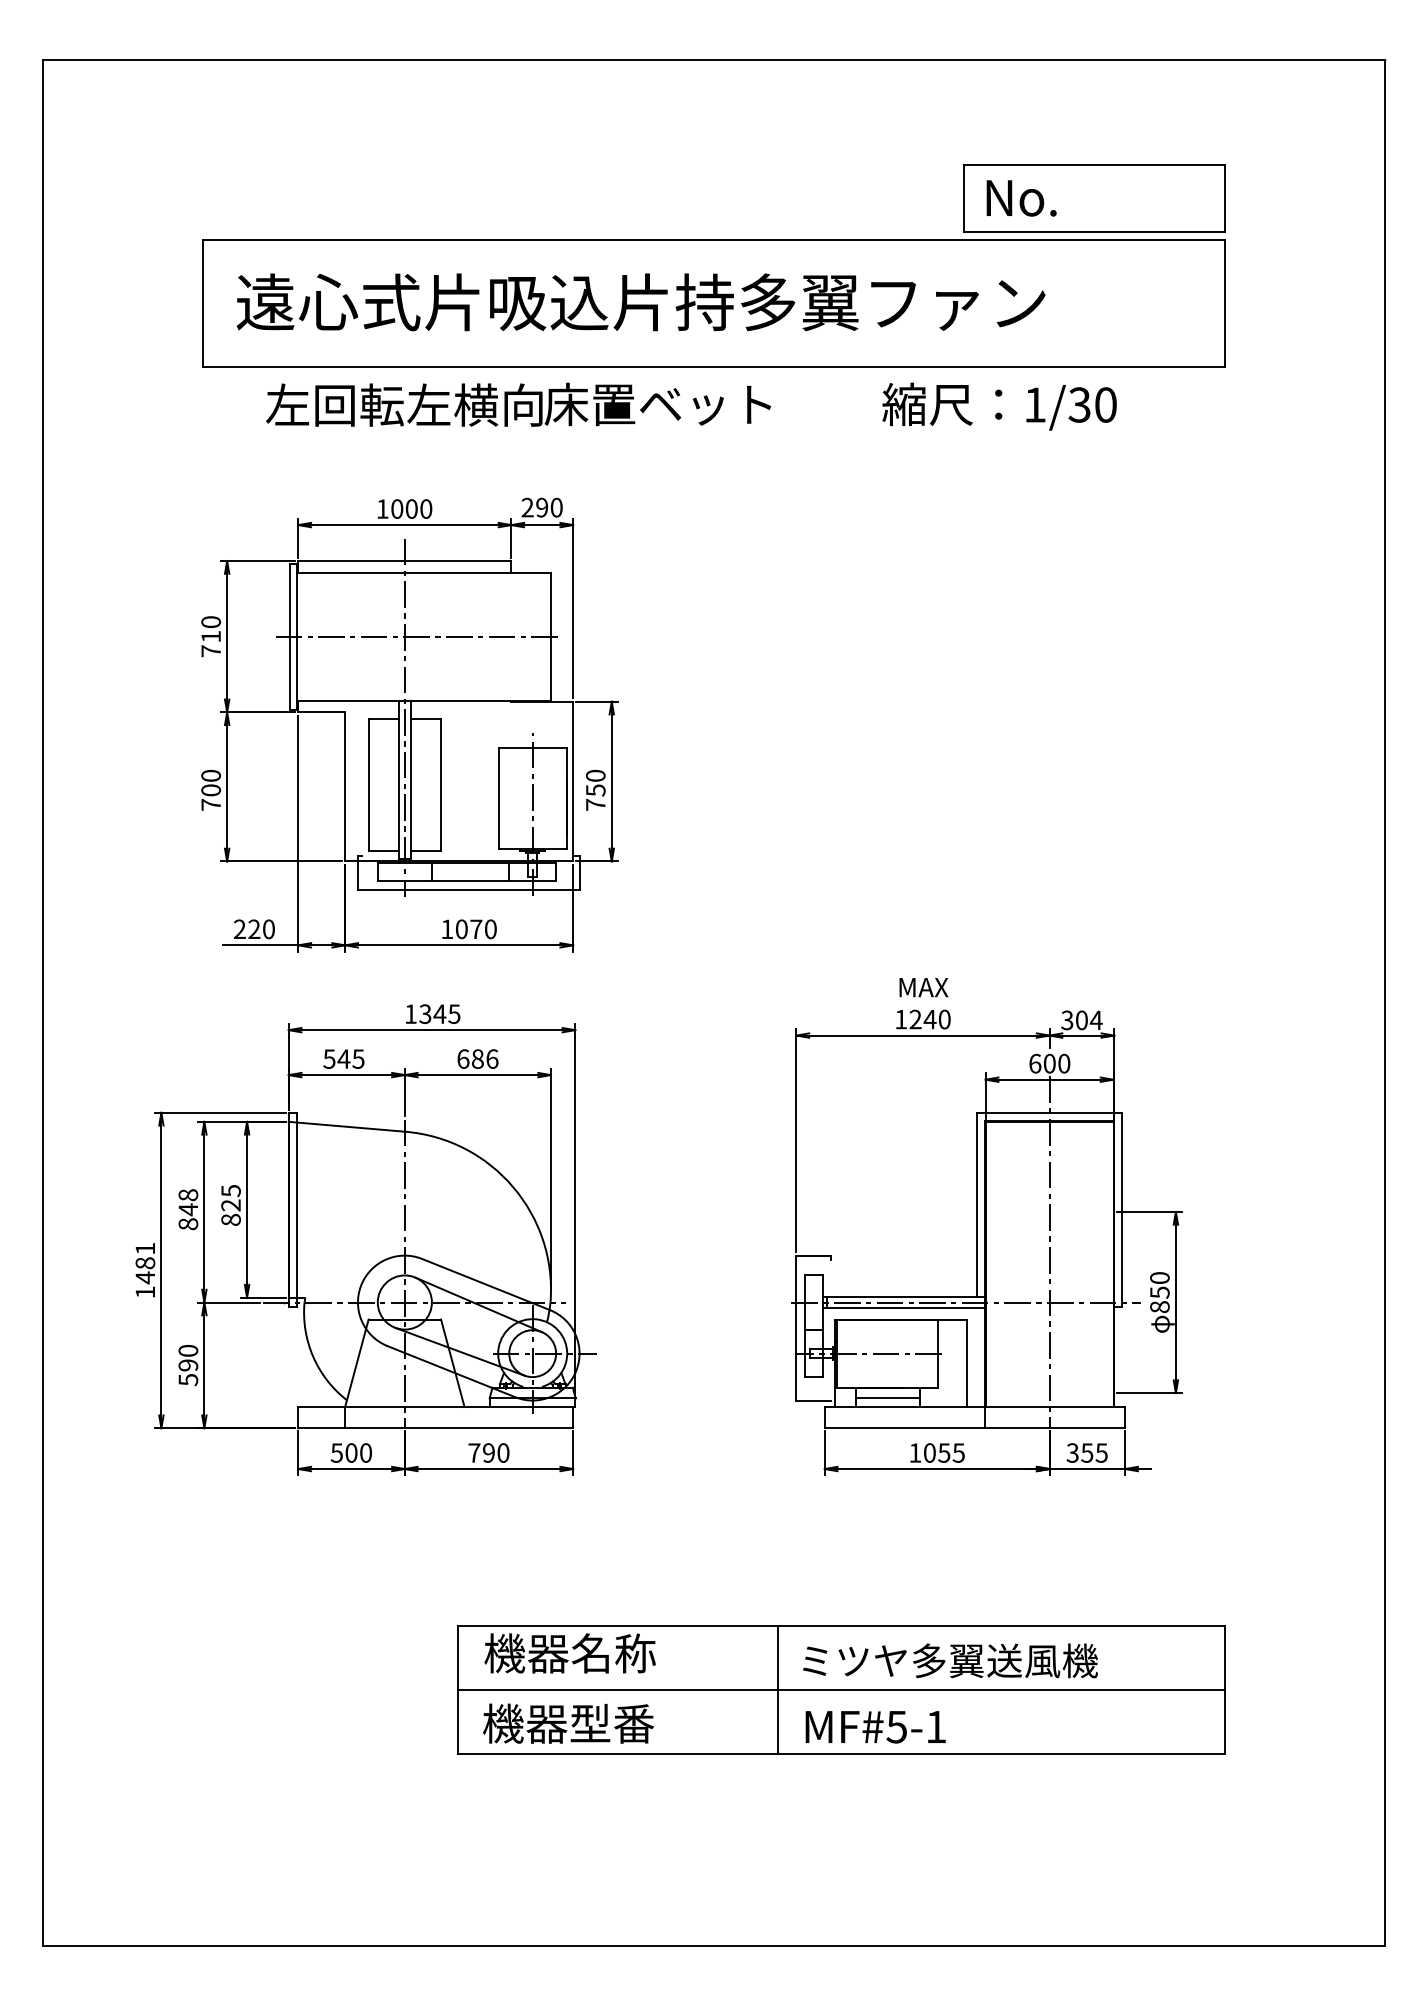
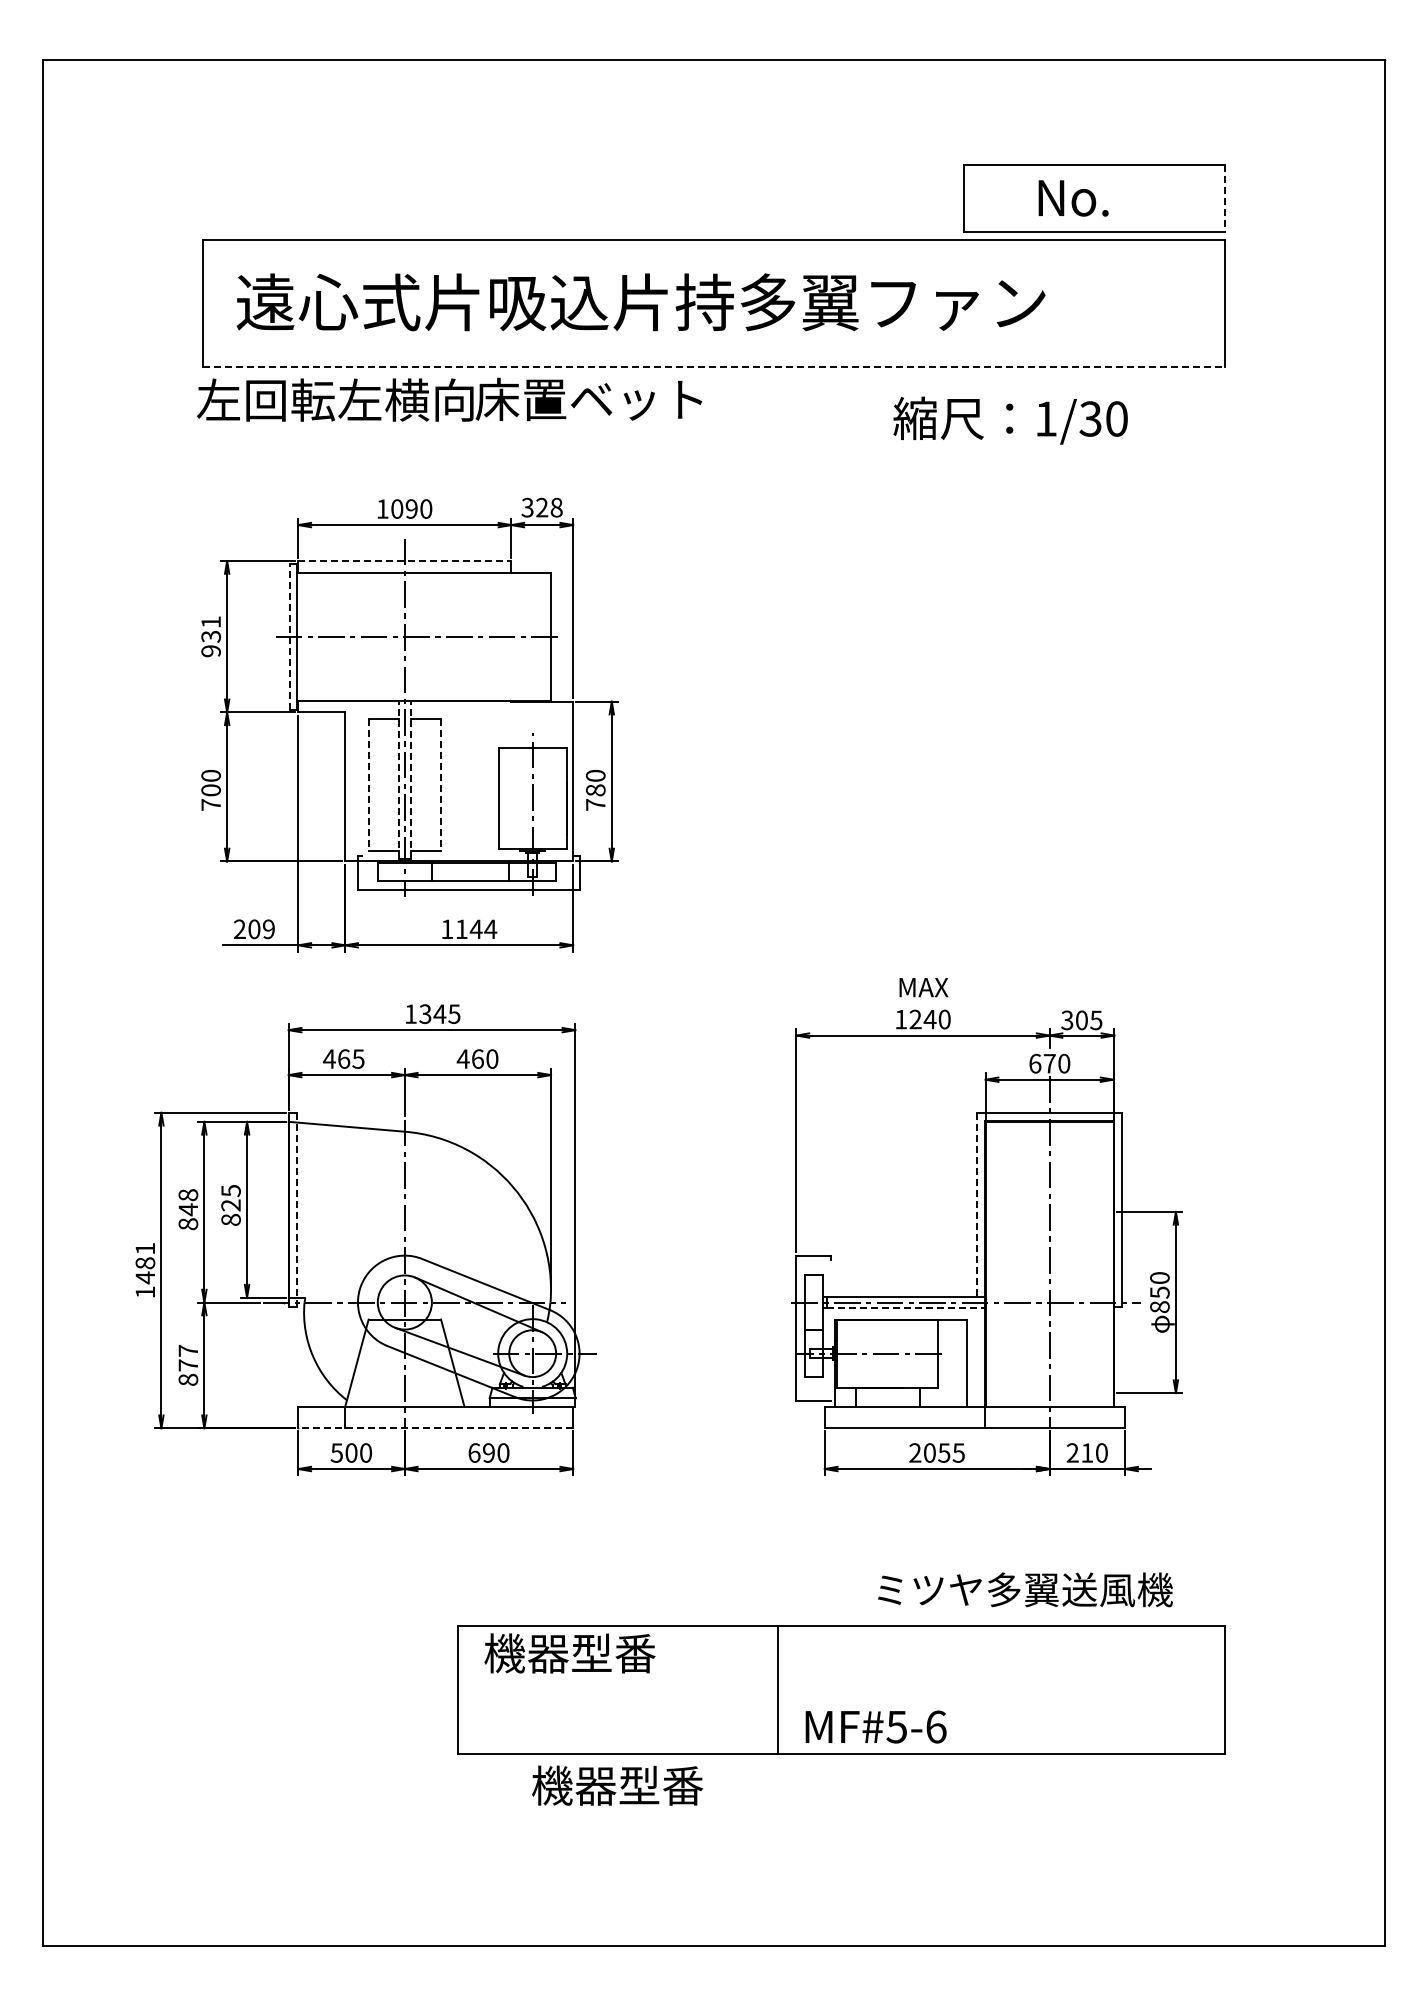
text position: (1021, 198) -> (1073, 198) (1073, 198)
line: solid -> dashed (1225, 198)
line: solid -> dashed (714, 367)
text position: (518, 404) -> (449, 399) (449, 399)
text position: (999, 406) -> (1010, 420) (1010, 420)
text: 290 -> 328 (541, 507)
text: 1000 -> 1090 (411, 508)
line: solid -> dashed (404, 561)
text: 710 -> 931 (210, 636)
line: solid -> dashed (289, 636)
line: solid -> dashed (399, 780)
line: solid -> dashed (410, 780)
line: solid -> dashed (368, 785)
line: solid -> dashed (441, 785)
text: 750 -> 780 (595, 790)
text: 220 -> 209 (261, 929)
text: 1070 -> 1144 (476, 929)
text: 304 -> 305 (1095, 1020)
text: 545 -> 465 (336, 1058)
text: 686 -> 460 (477, 1058)
text: 600 -> 670 (1049, 1063)
line: solid -> dashed (976, 1204)
line: solid -> dashed (297, 1209)
line: solid -> dashed (906, 1308)
text: 590 -> 877 (188, 1365)
line: present -> none (887, 1398)
line: solid -> dashed (435, 1428)
text: 790 -> 690 (474, 1452)
text: 1055 -> 2055 (915, 1452)
text: 355 -> 210 (1086, 1452)
text: 機器名称 -> 機器型番 (613, 1653)
text position: (950, 1660) -> (1025, 1589) (1025, 1589)
line: present -> none (841, 1690)
text position: (568, 1723) -> (617, 1785) (617, 1785)
text: MF#5-1 -> MF#5-6 (936, 1726)
